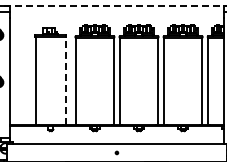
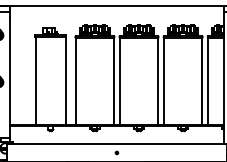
line: dashed -> solid (112, 5)
line: dashed -> solid (65, 80)
